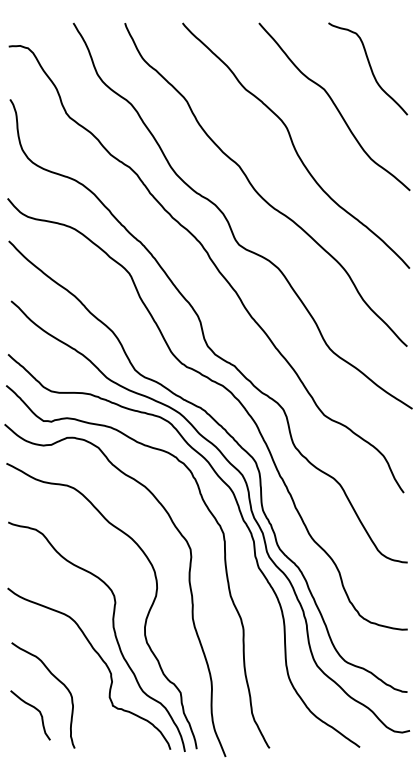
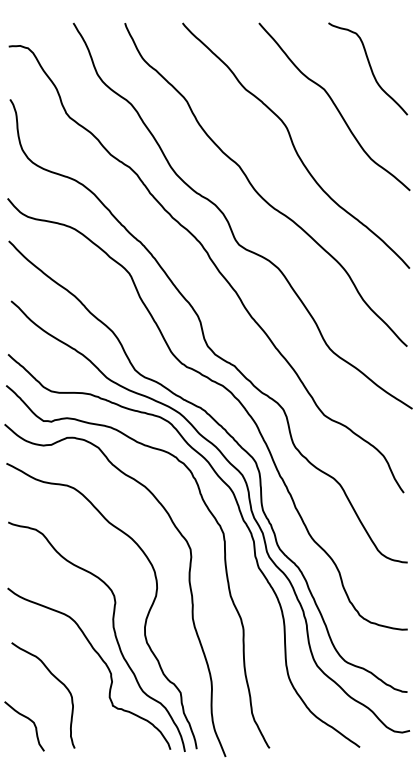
curve position: (35, 709) -> (29, 720) (29, 720)
